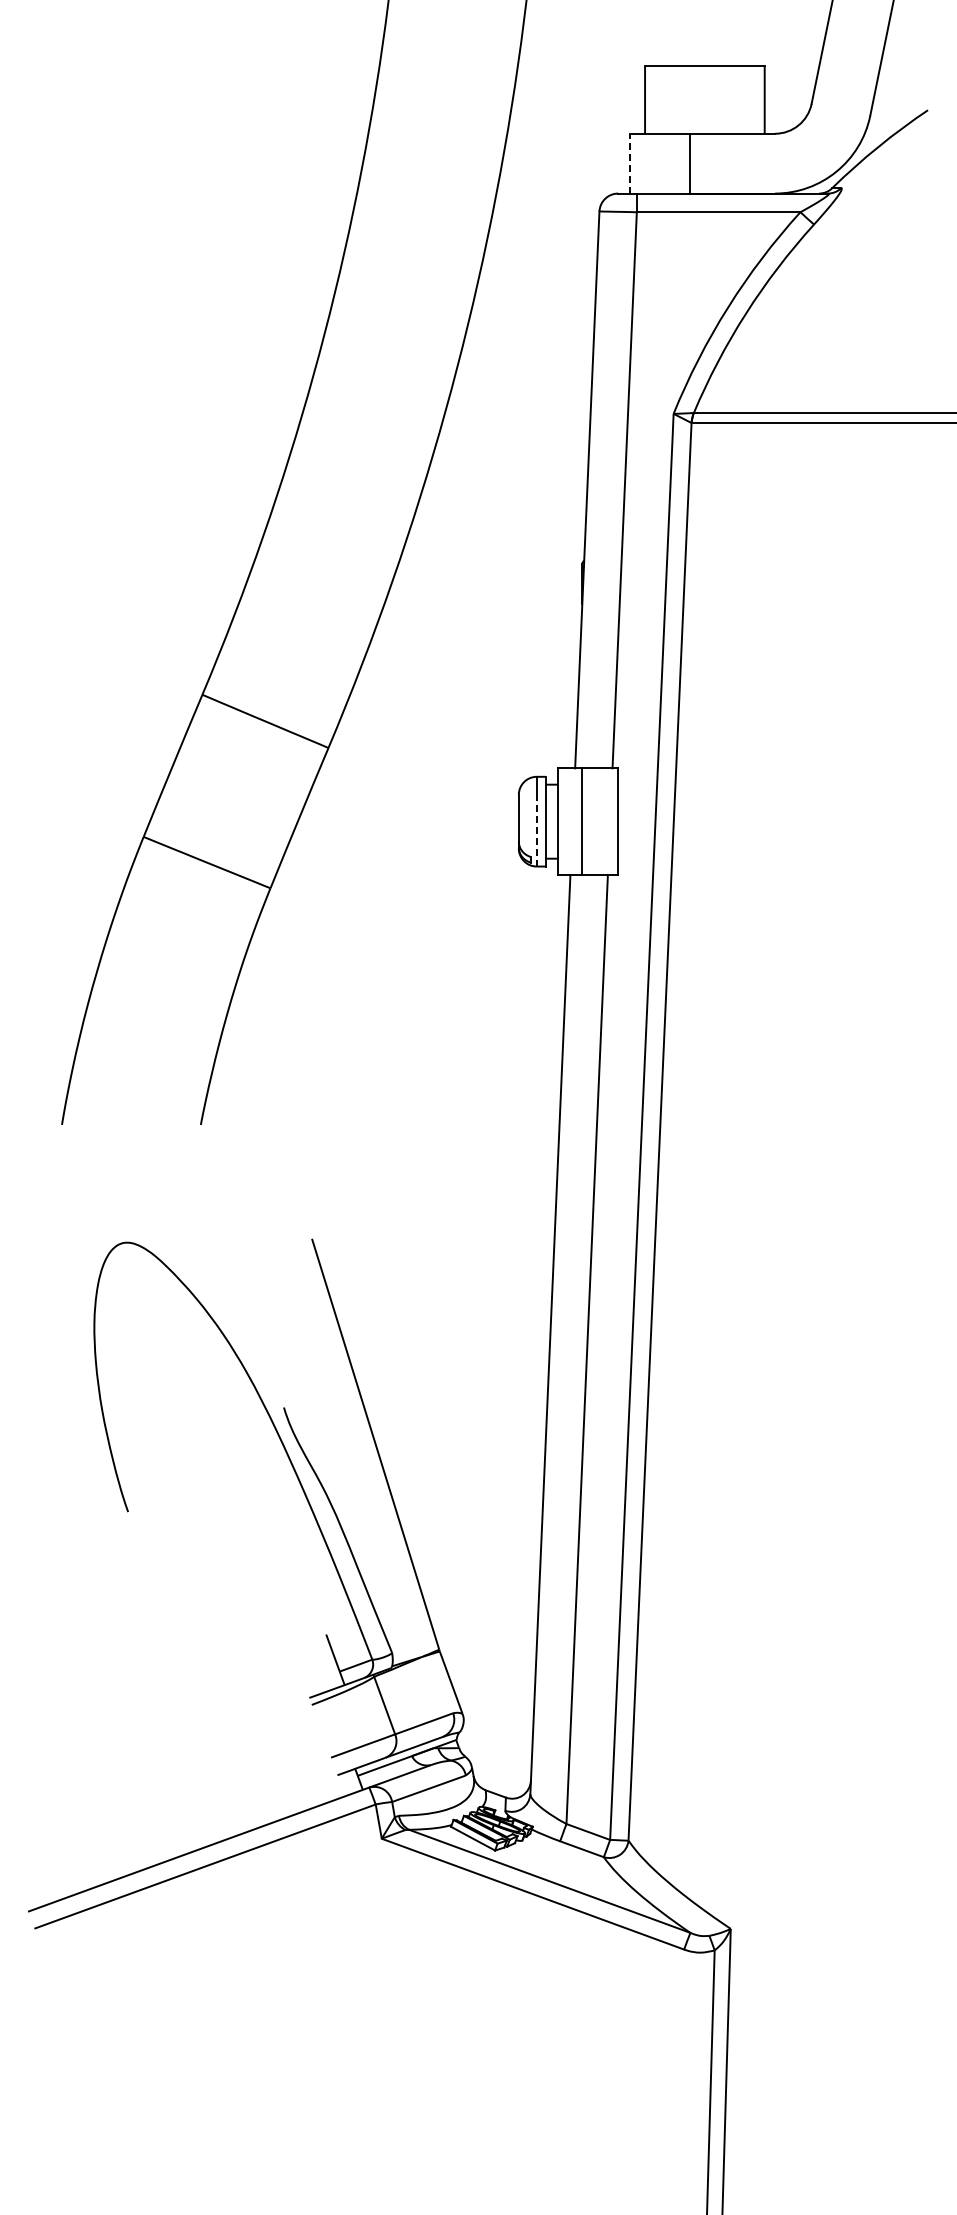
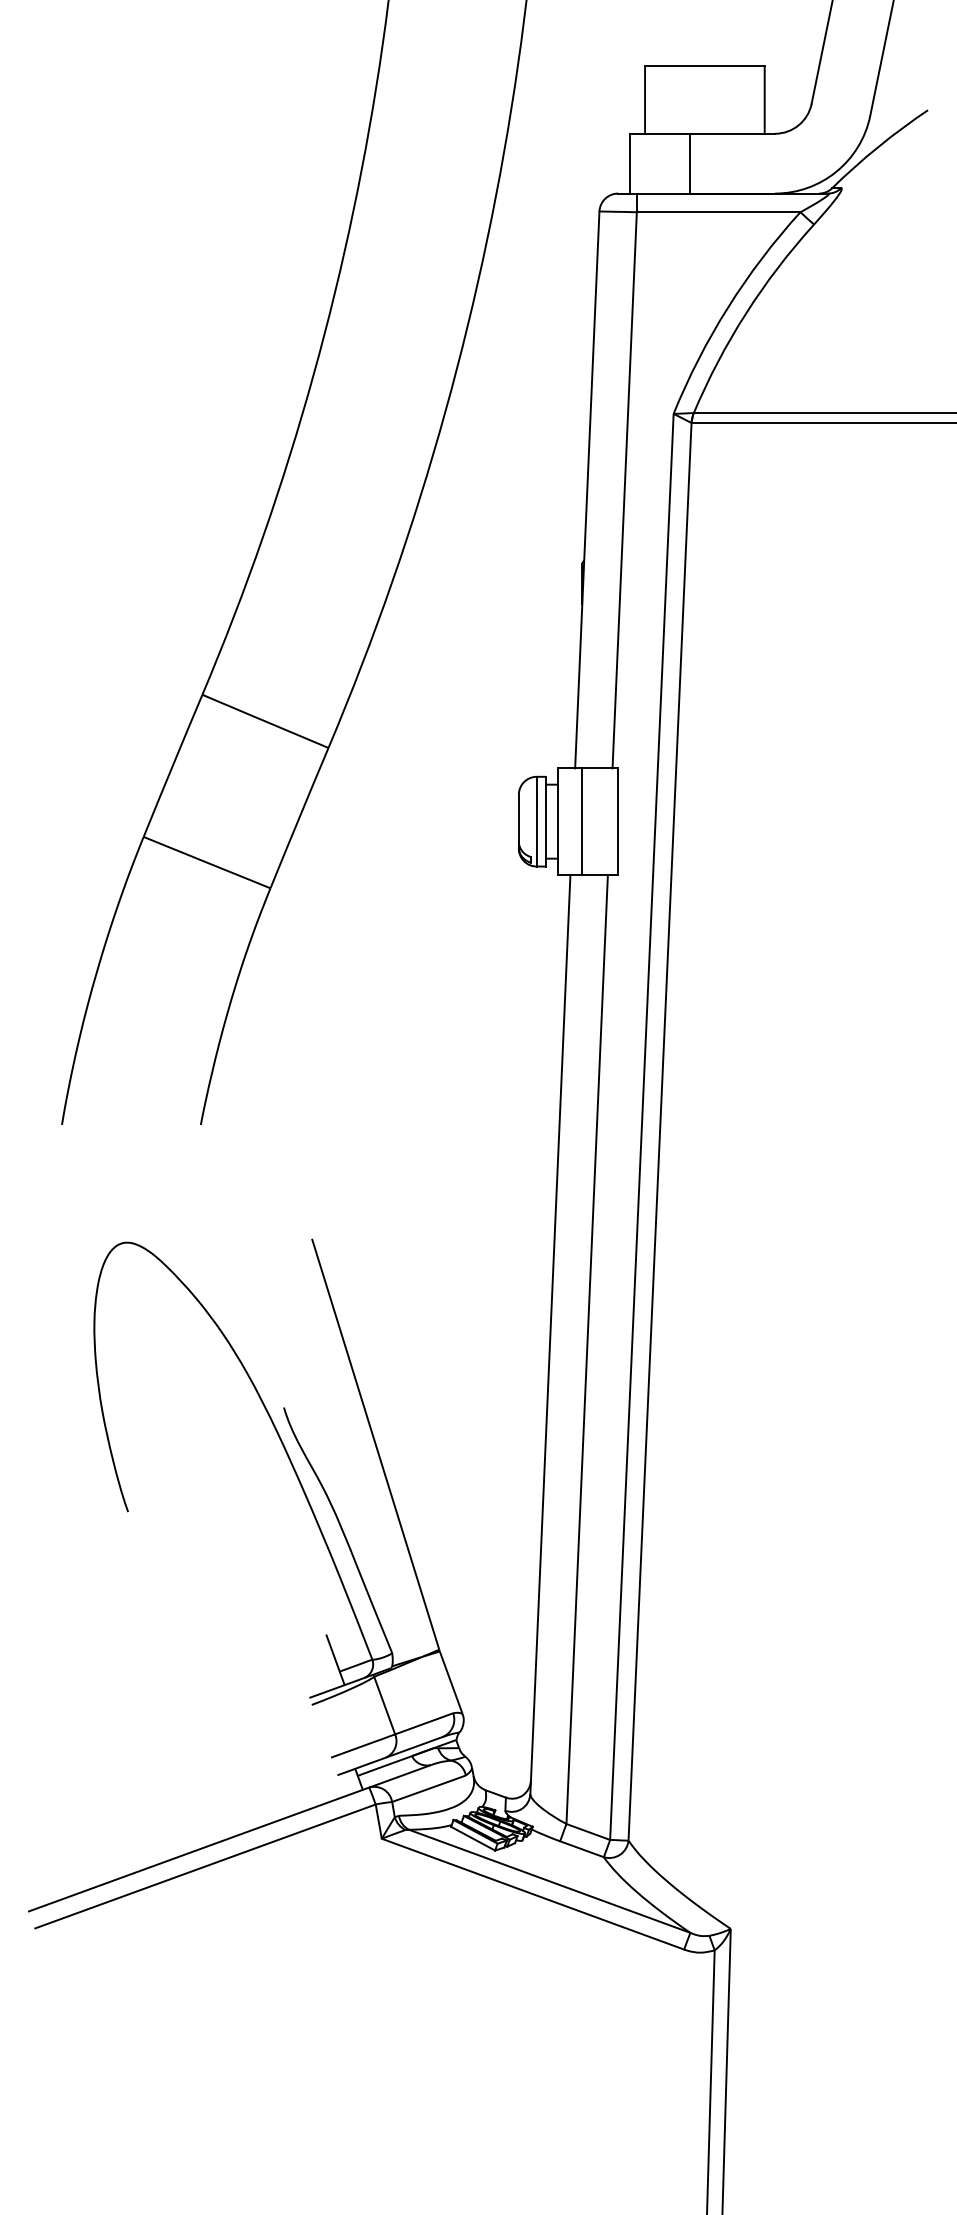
line: dashed -> solid (630, 163)
line: dashed -> solid (536, 832)
